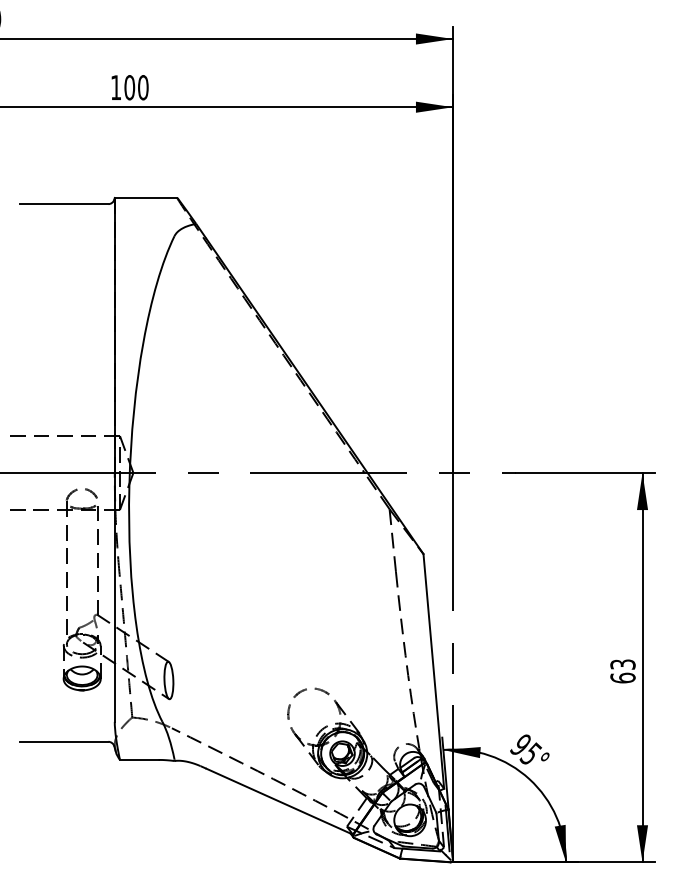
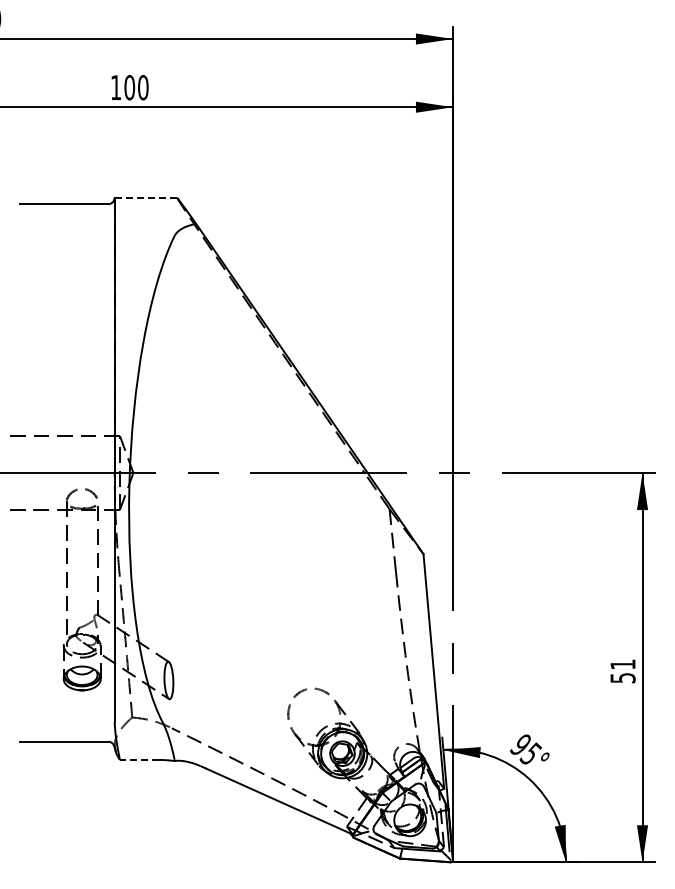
line: solid -> dashed (145, 197)
text: 63 -> 51 (622, 671)
line: solid -> dashed (138, 759)
